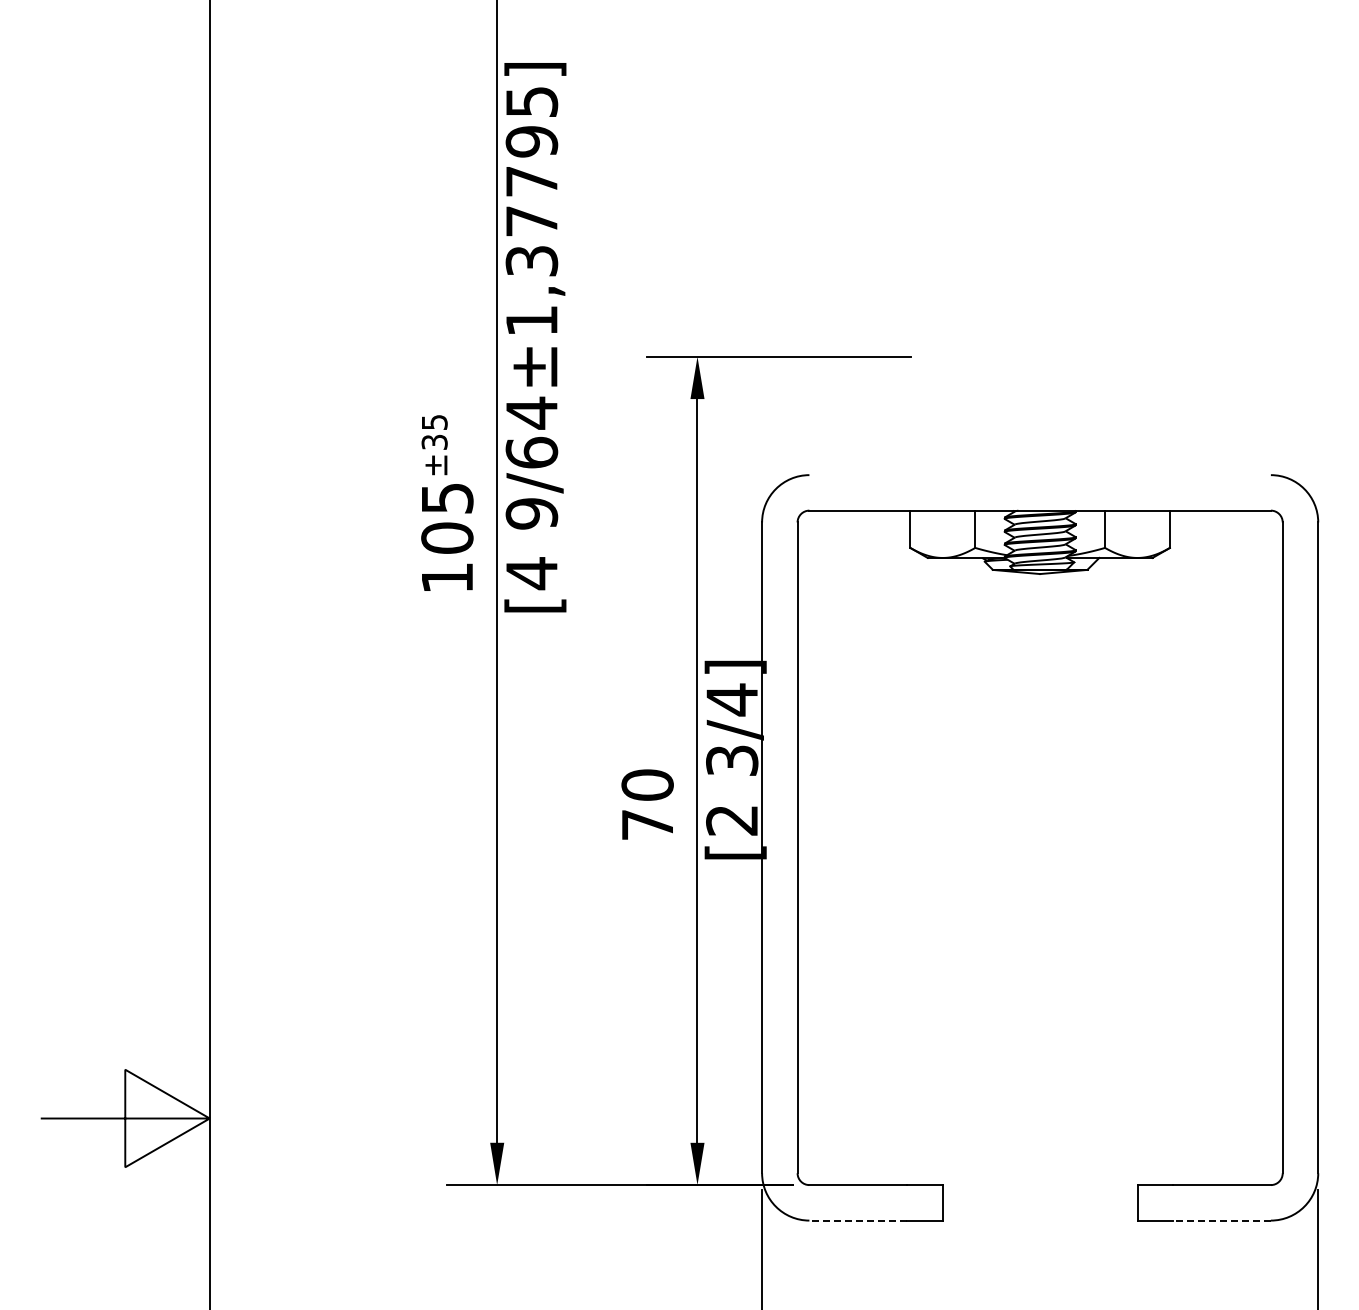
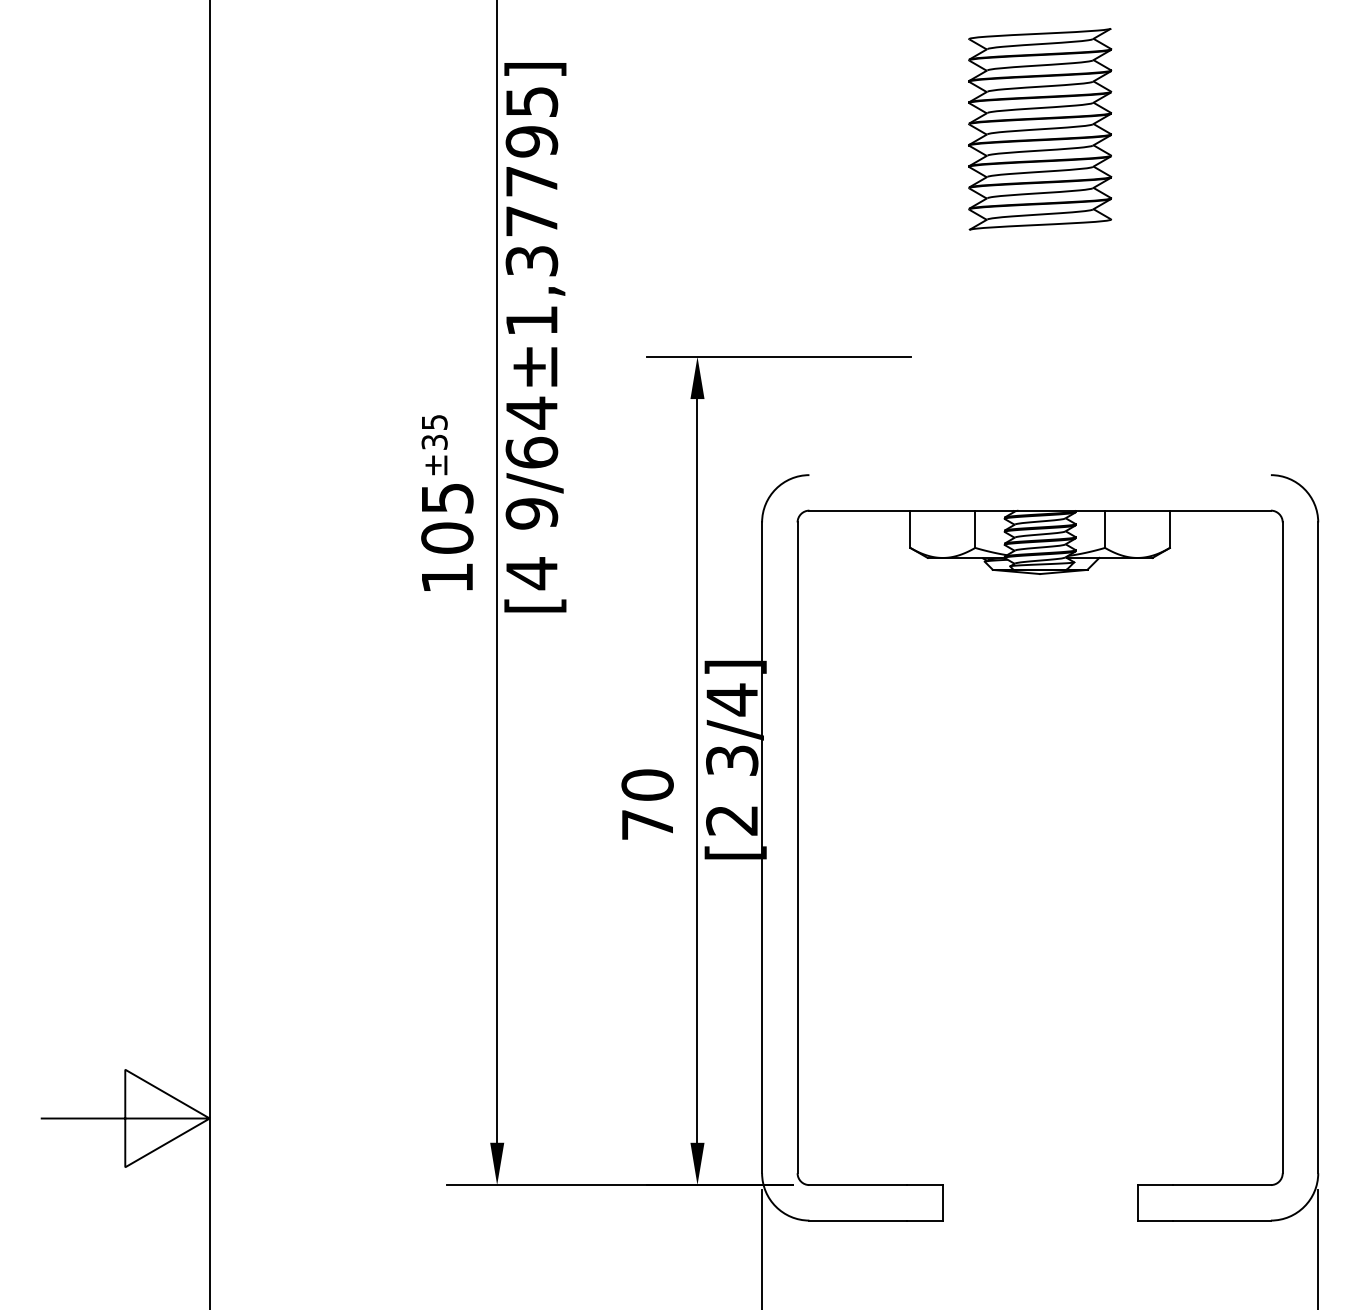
part: none -> present (1040, 129)
line: dashed -> solid (858, 1220)
line: dashed -> solid (1222, 1220)
